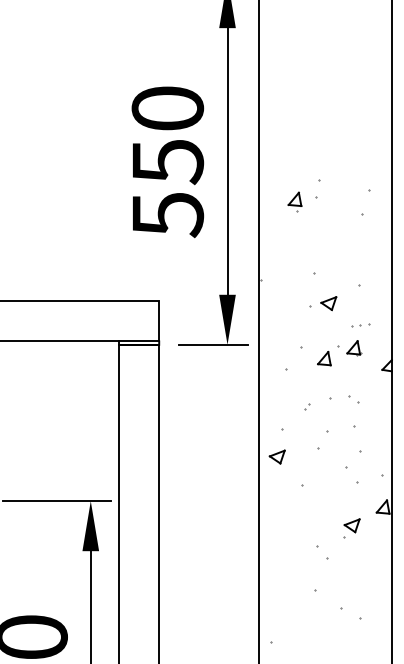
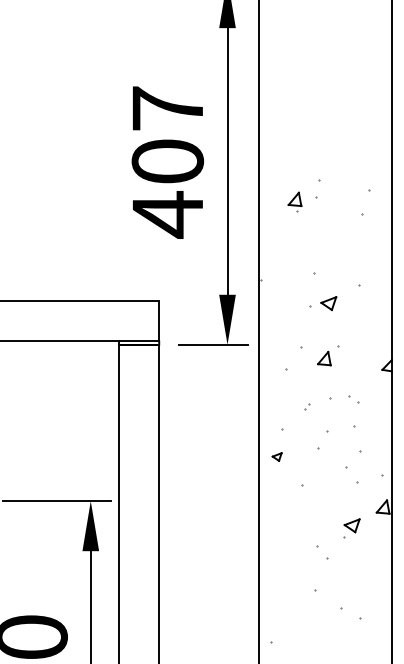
text: 550 -> 407 (167, 162)
part: present -> none (360, 325)
part: present -> none (354, 348)
part size: 18x16 px -> 12x10 px (276, 456)
